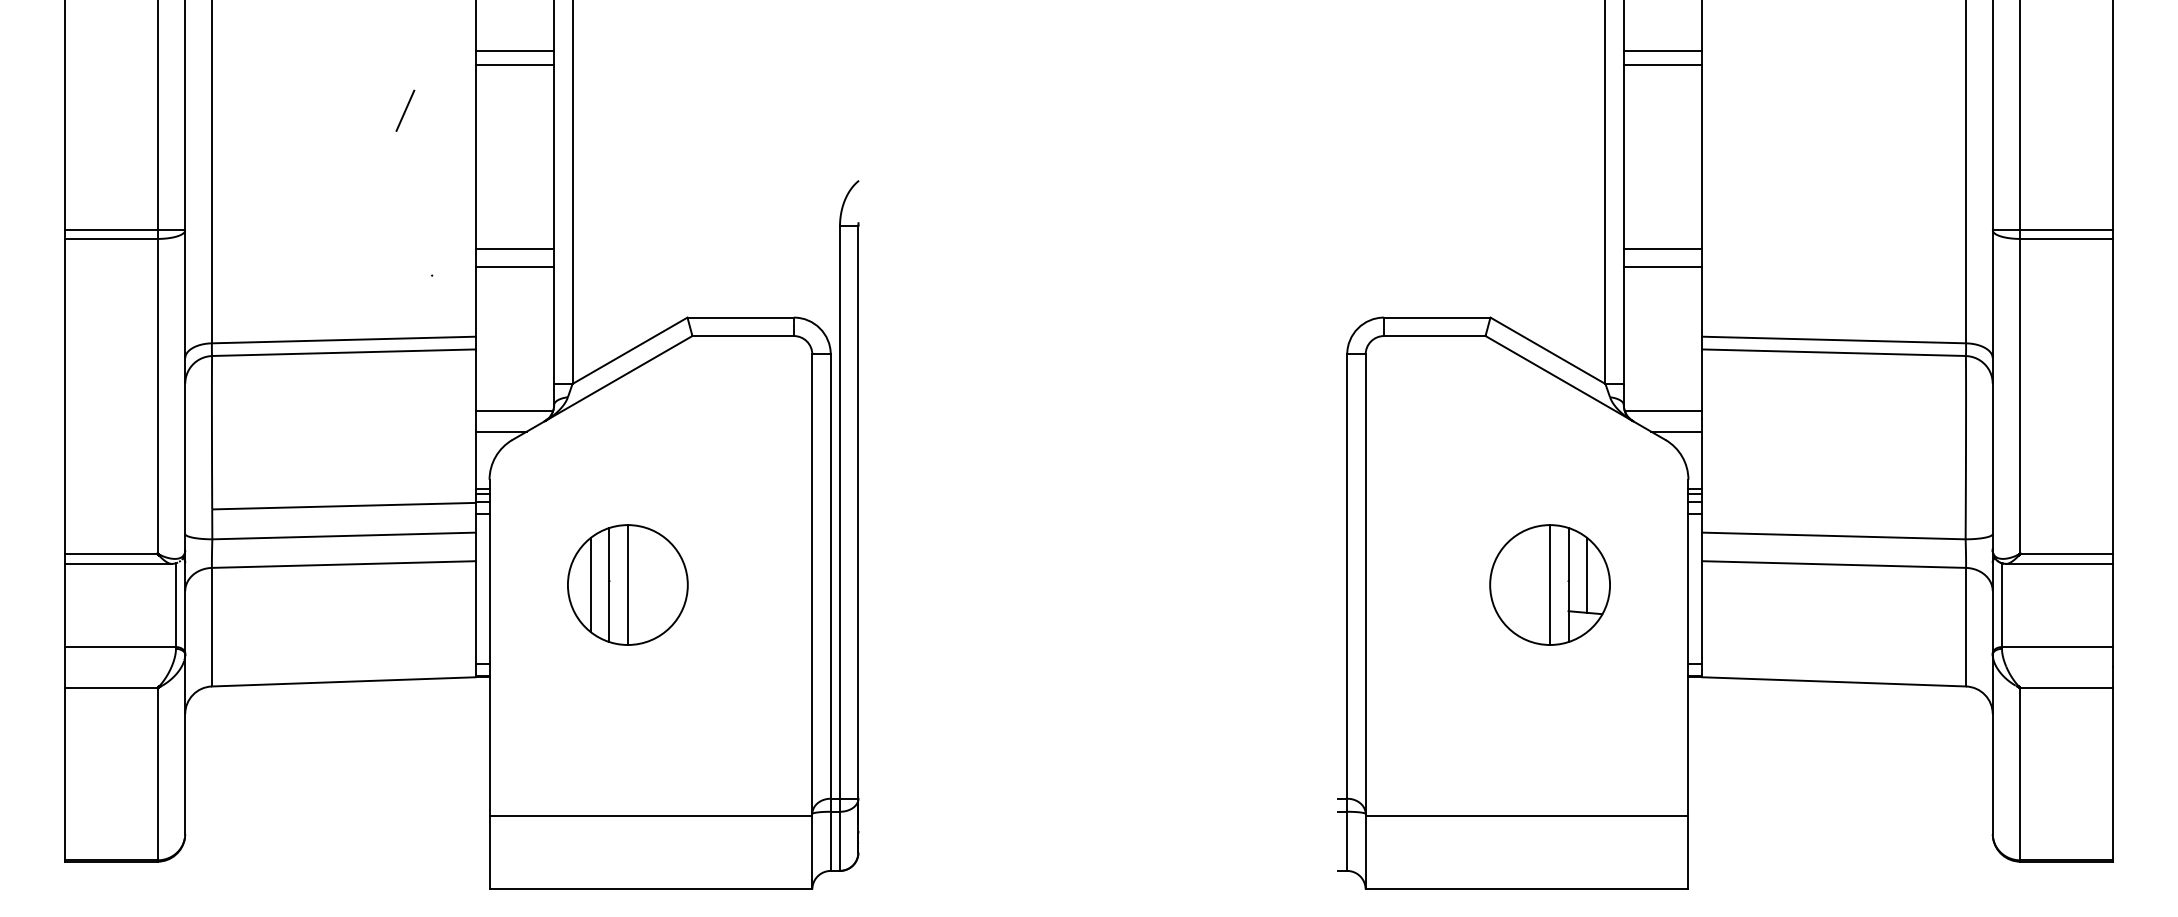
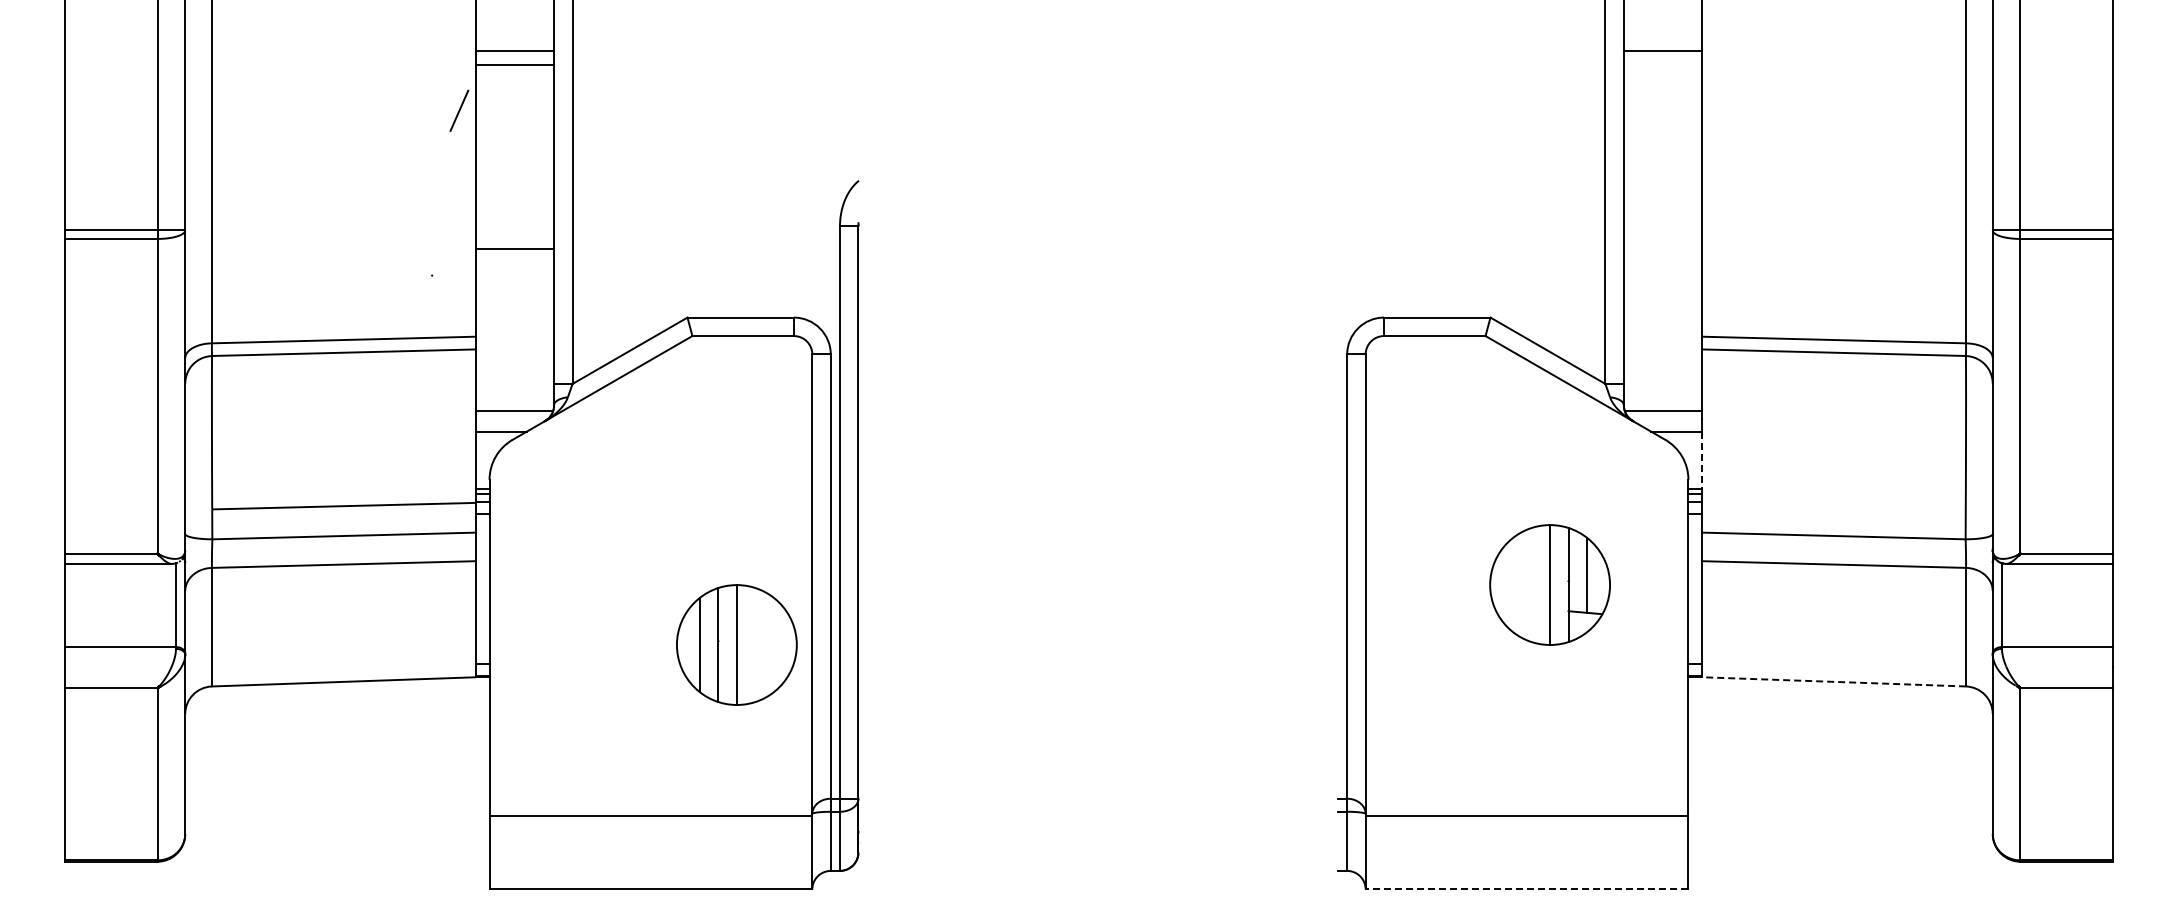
line: present -> none (1662, 64)
line position: (405, 110) -> (459, 110) (459, 110)
line: present -> none (1662, 248)
line: present -> none (514, 266)
line: present -> none (1662, 266)
line: solid -> dashed (1702, 460)
part position: (627, 584) -> (736, 644) (736, 644)
line: solid -> dashed (1834, 681)
line: solid -> dashed (1526, 889)
